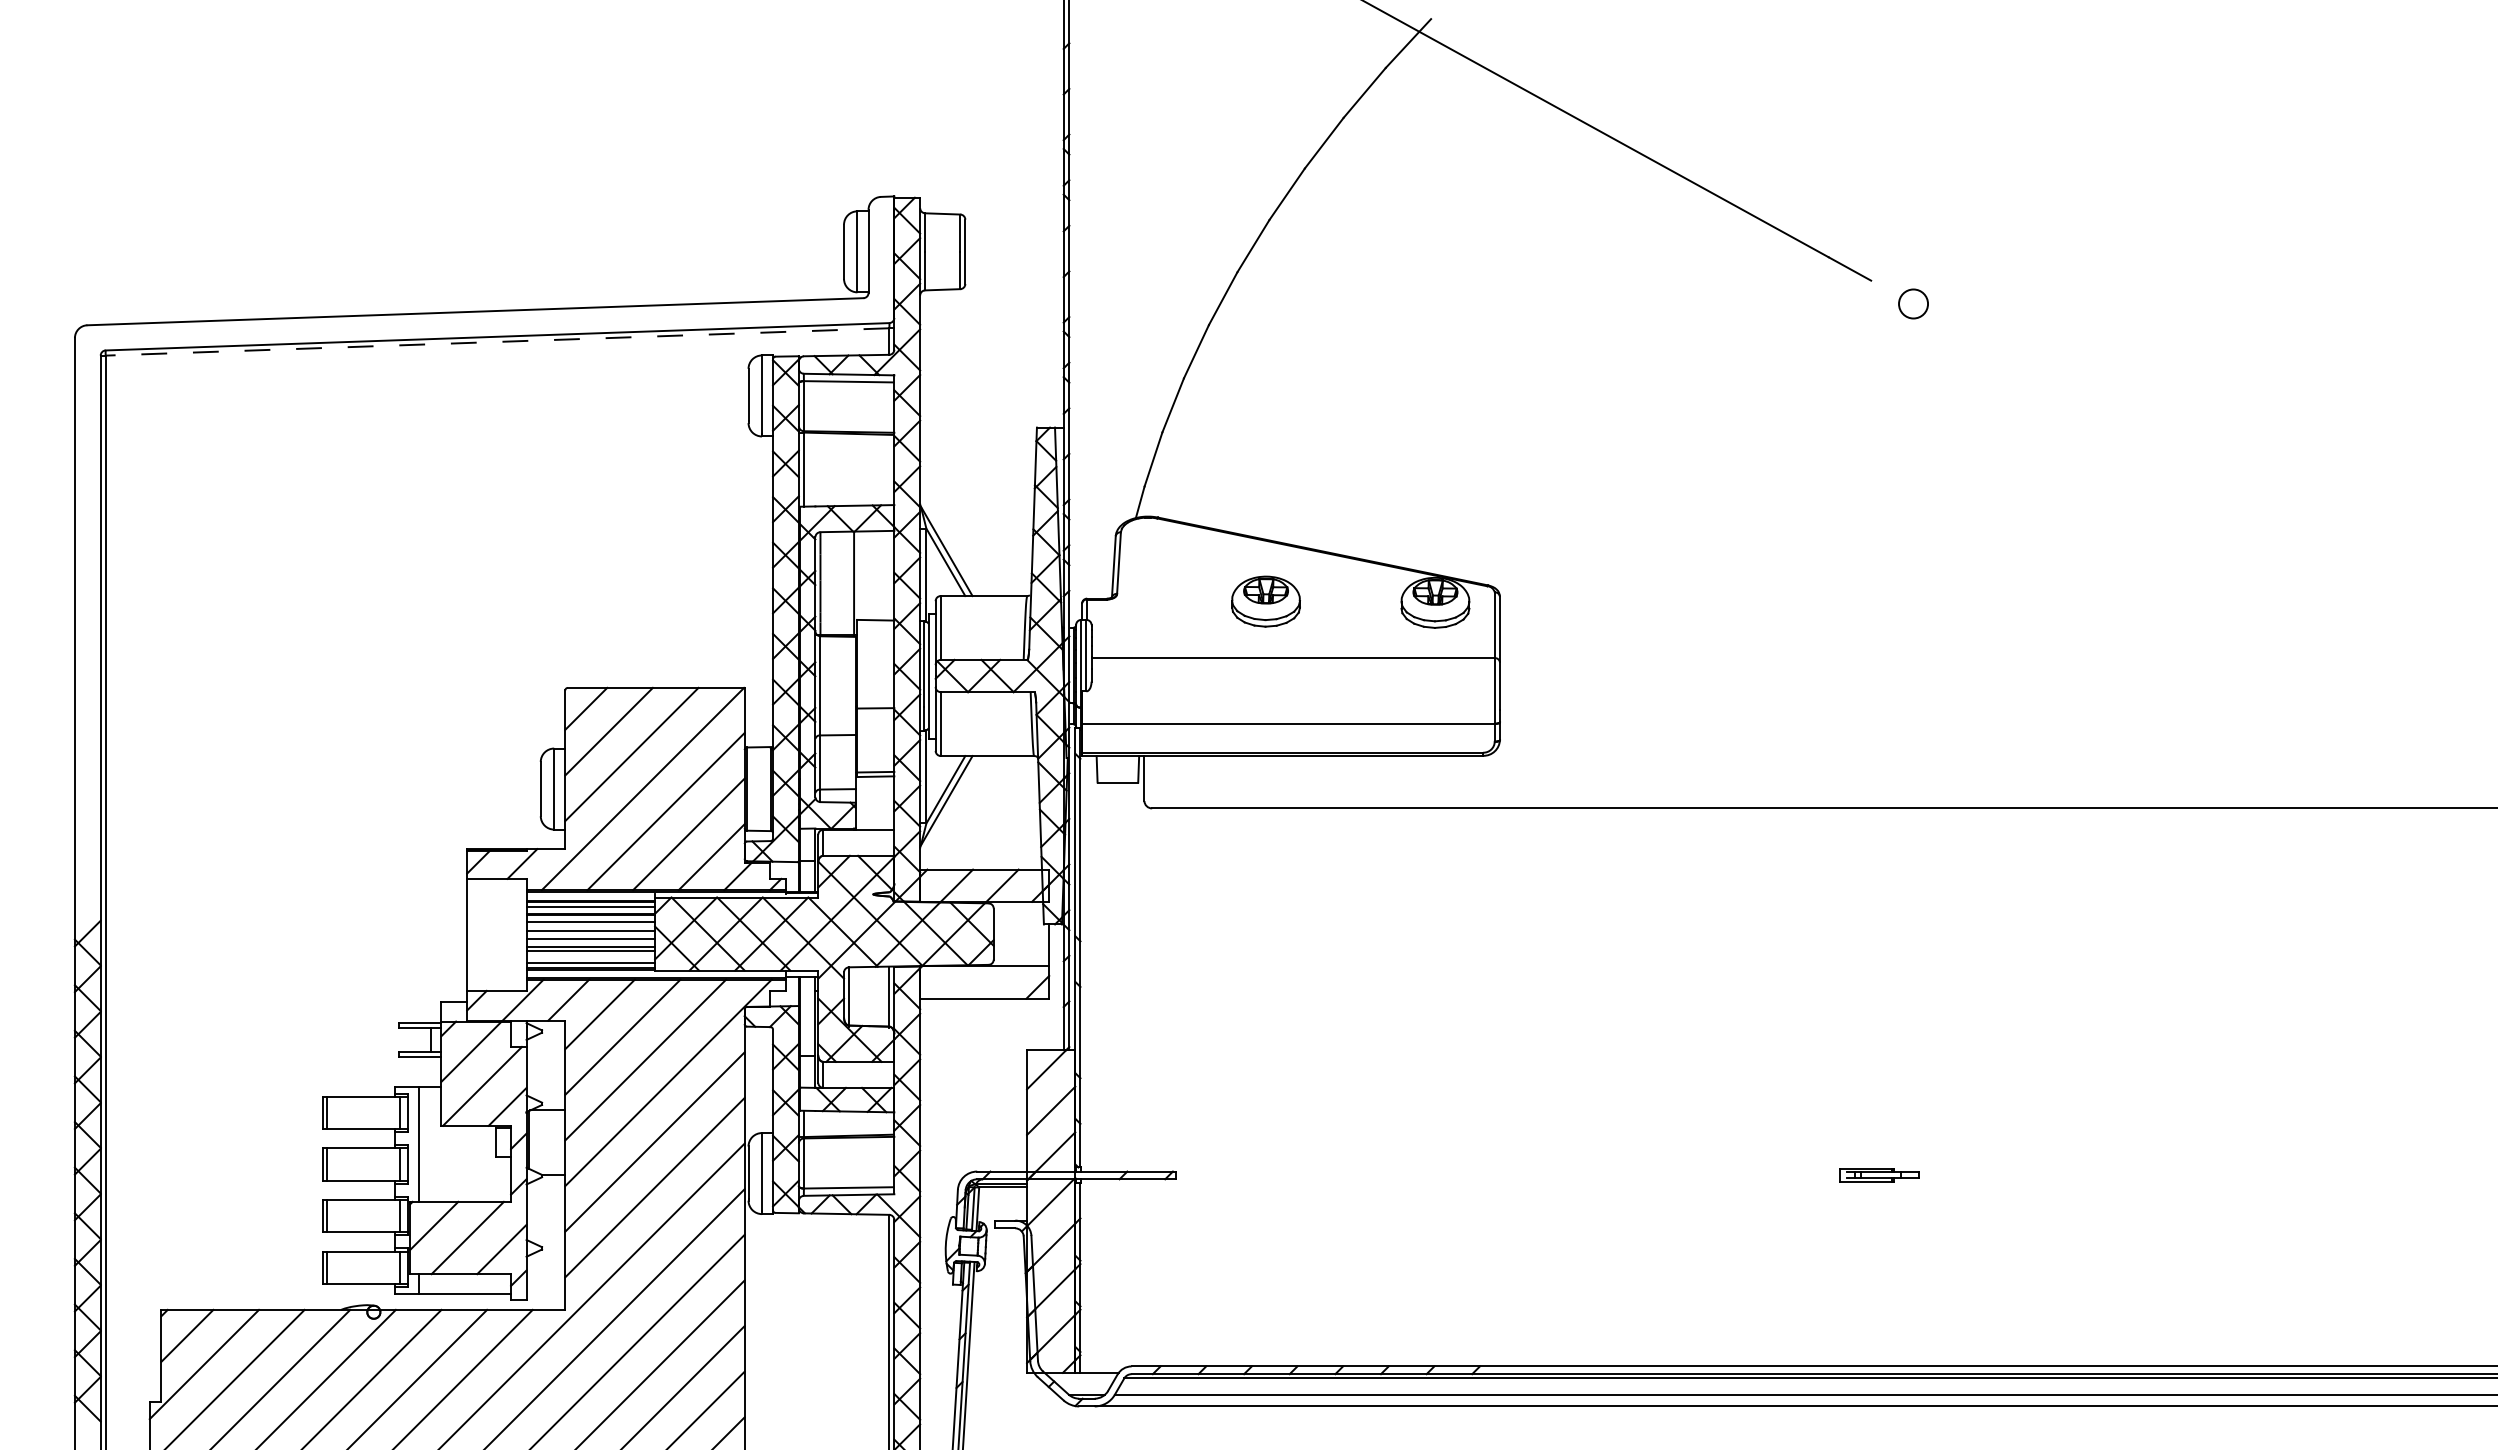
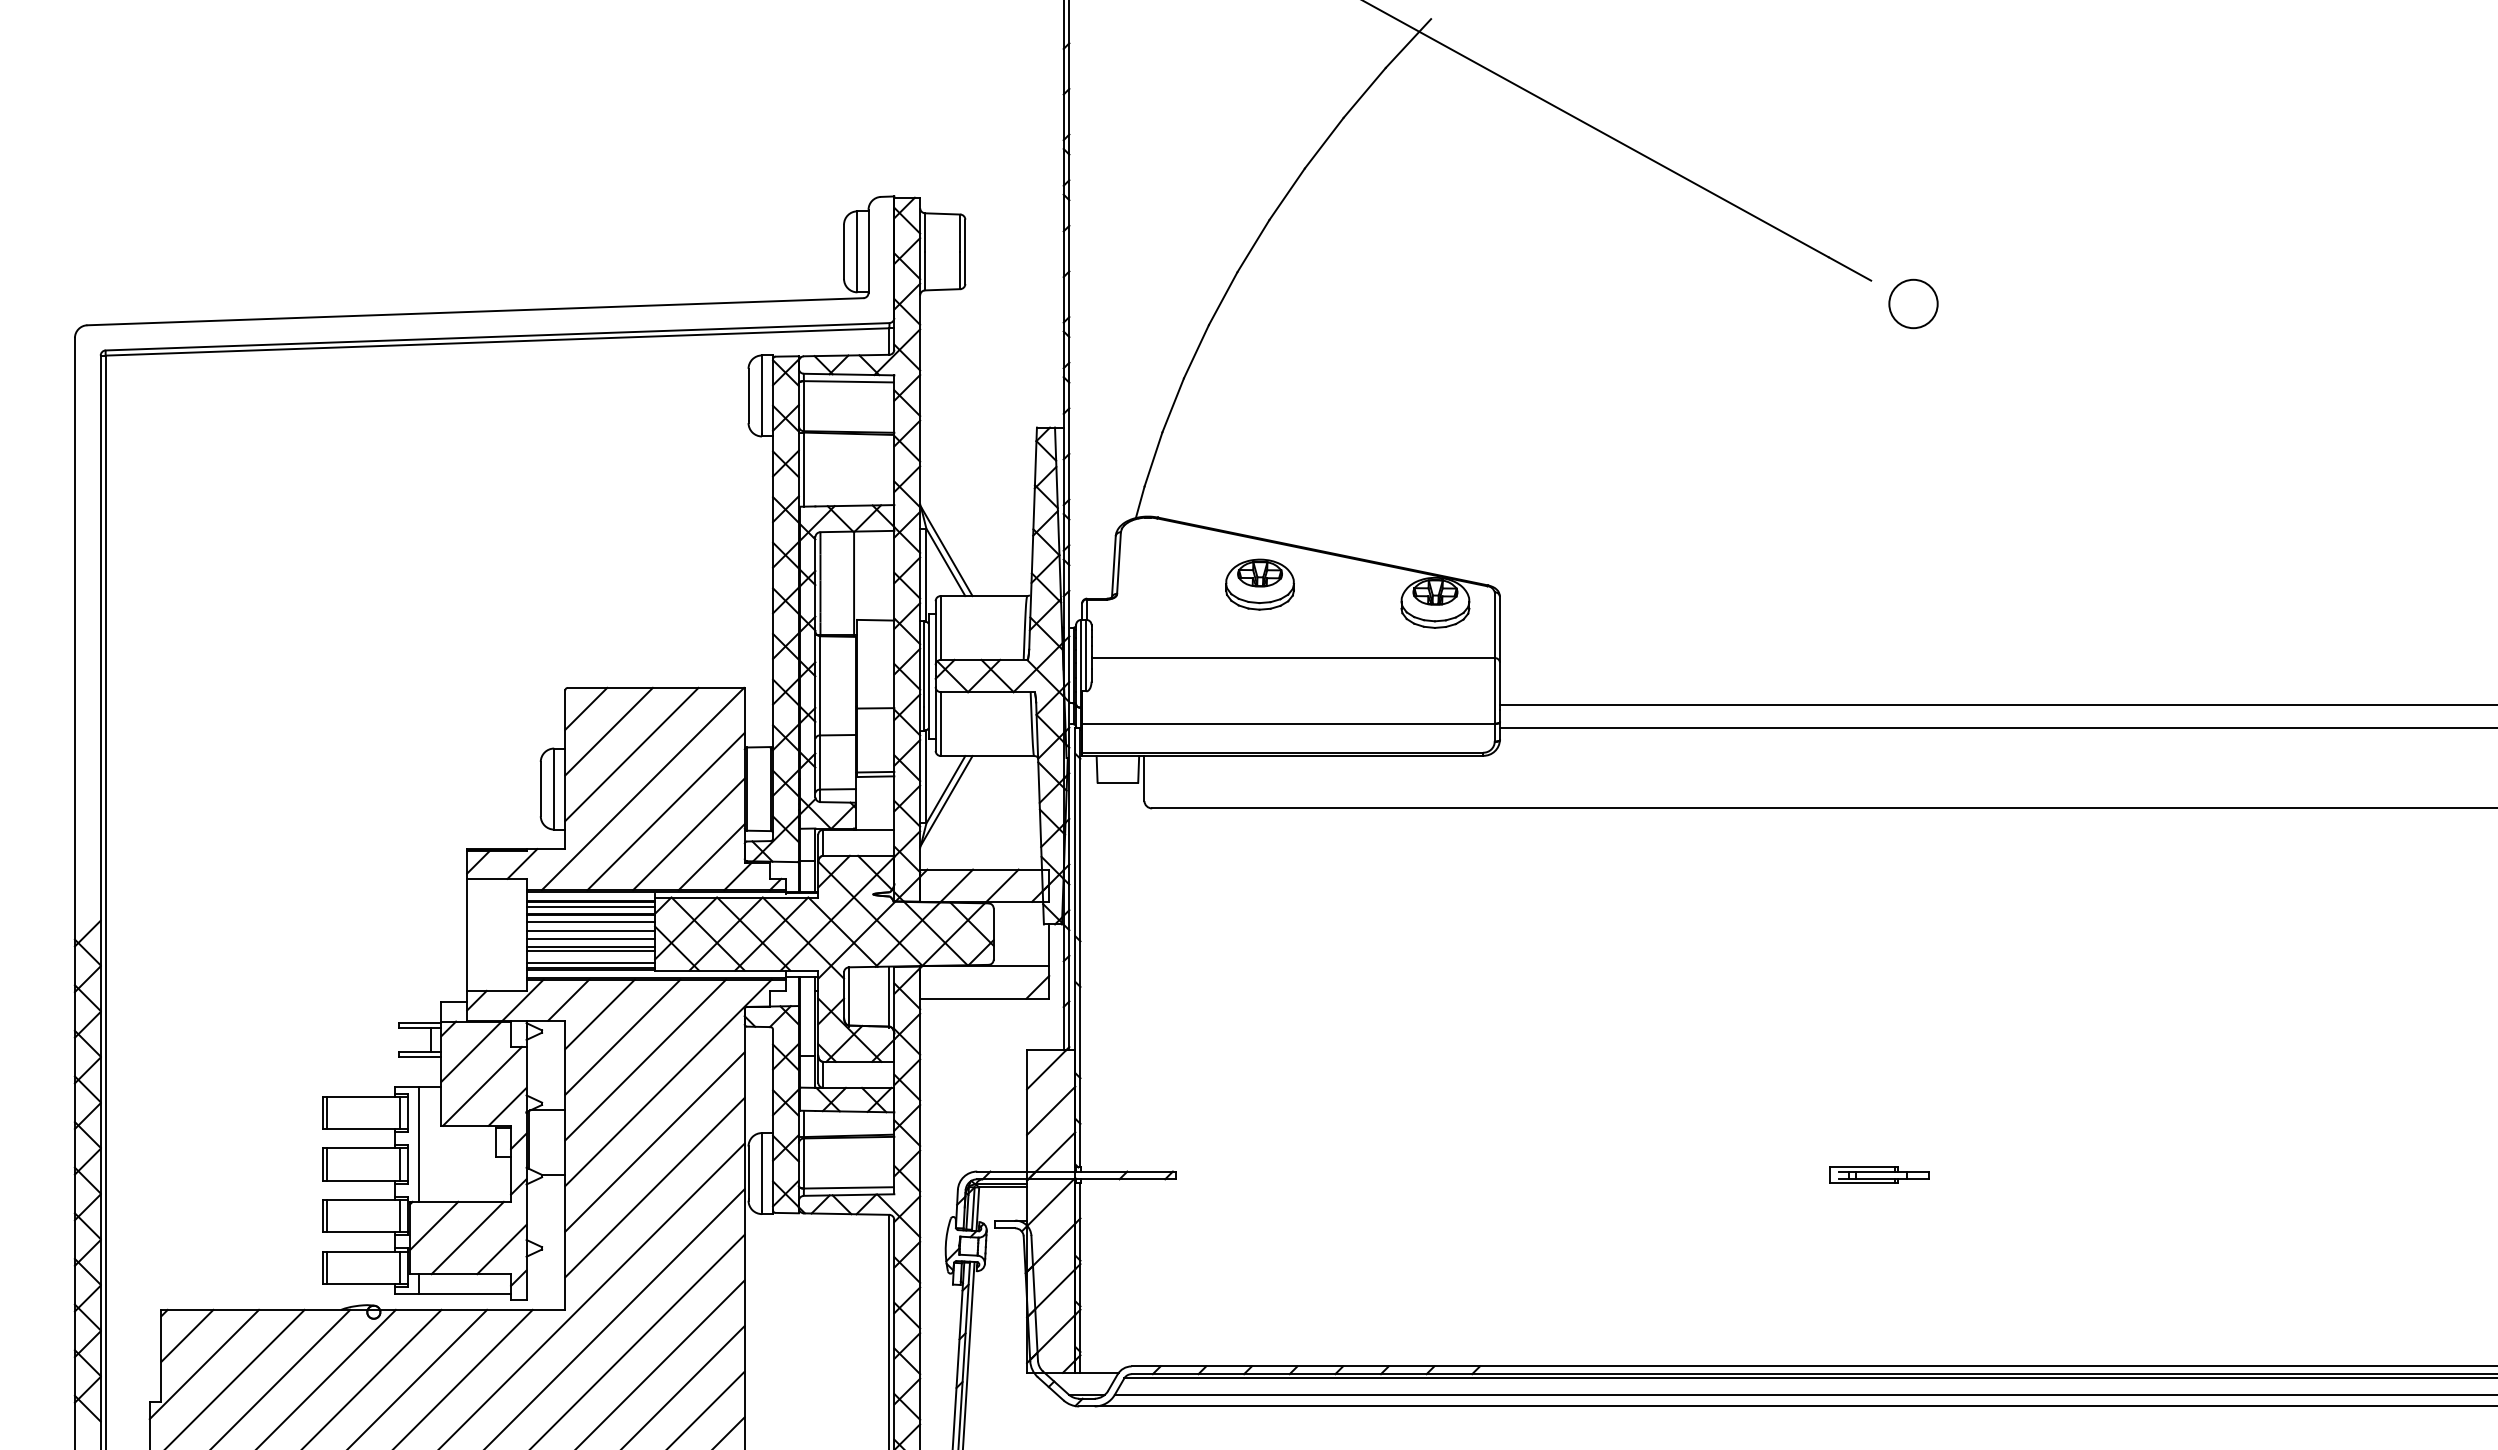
circle diameter: 29 px -> 48 px (1913, 303)
line: dashed -> solid (497, 341)
part position: (1265, 601) -> (1259, 584) (1259, 584)
line: none -> present (1996, 705)
line: none -> present (1996, 727)
part size: 81x15 px -> 101x18 px (1879, 1174)
